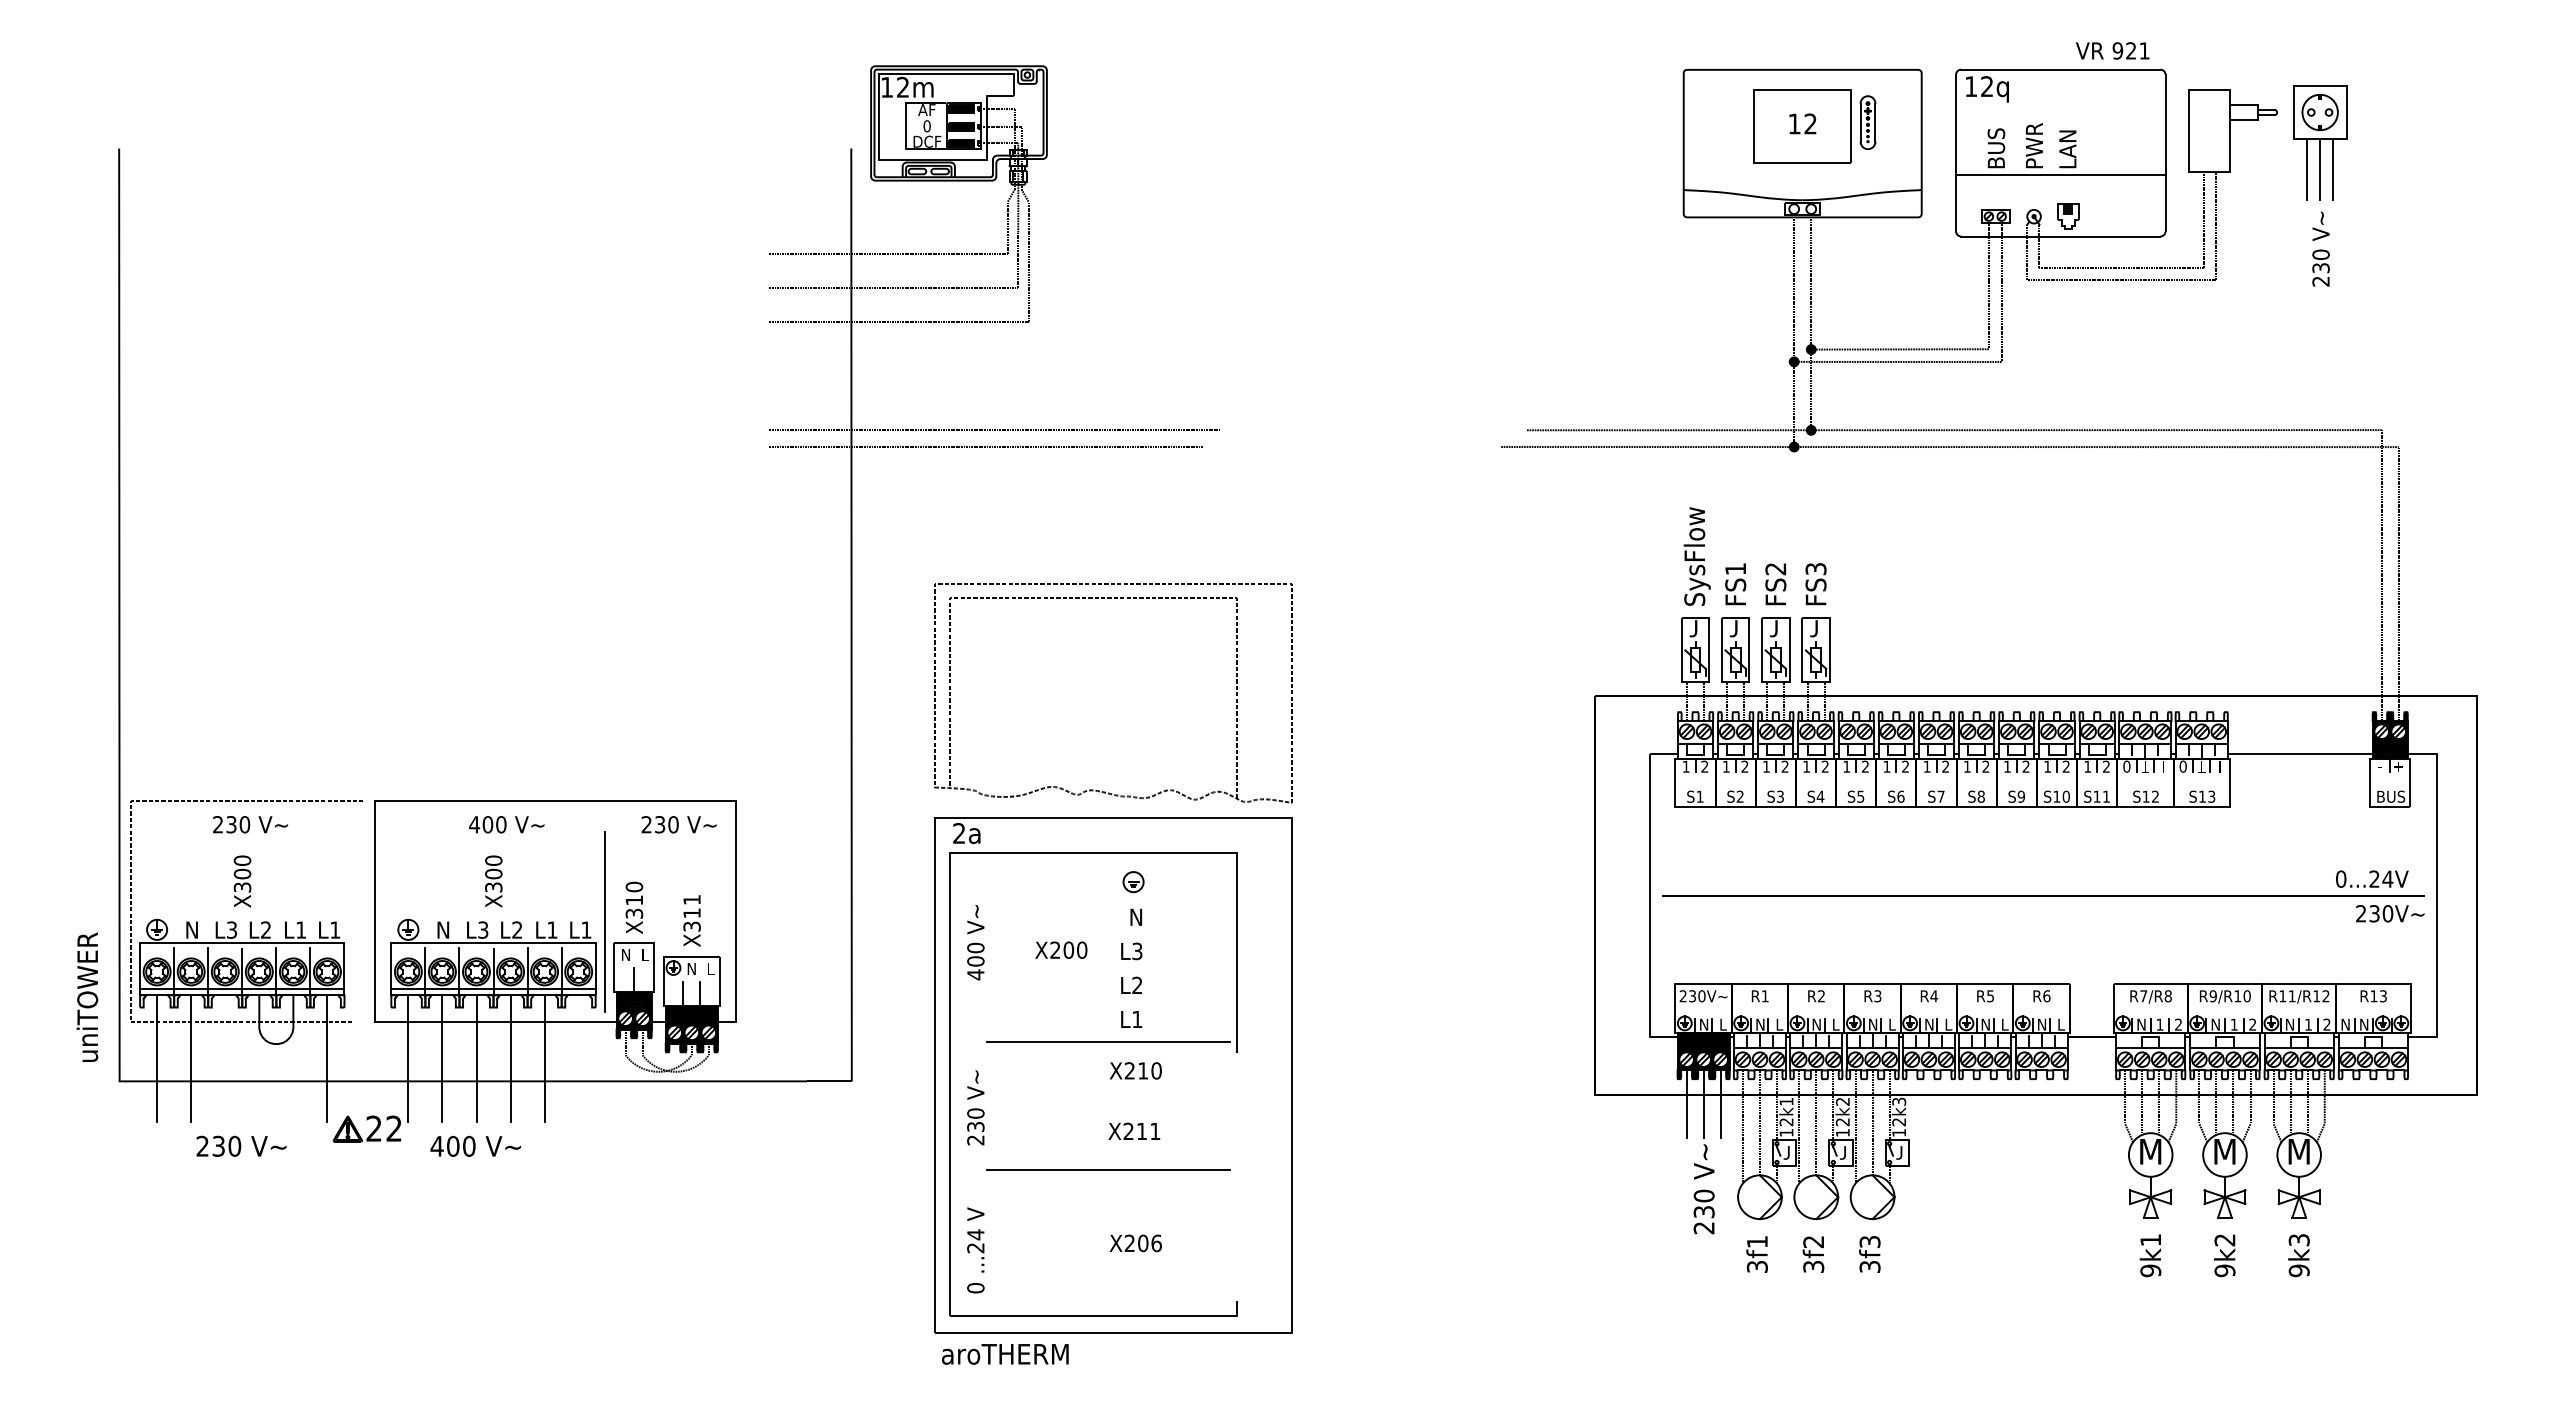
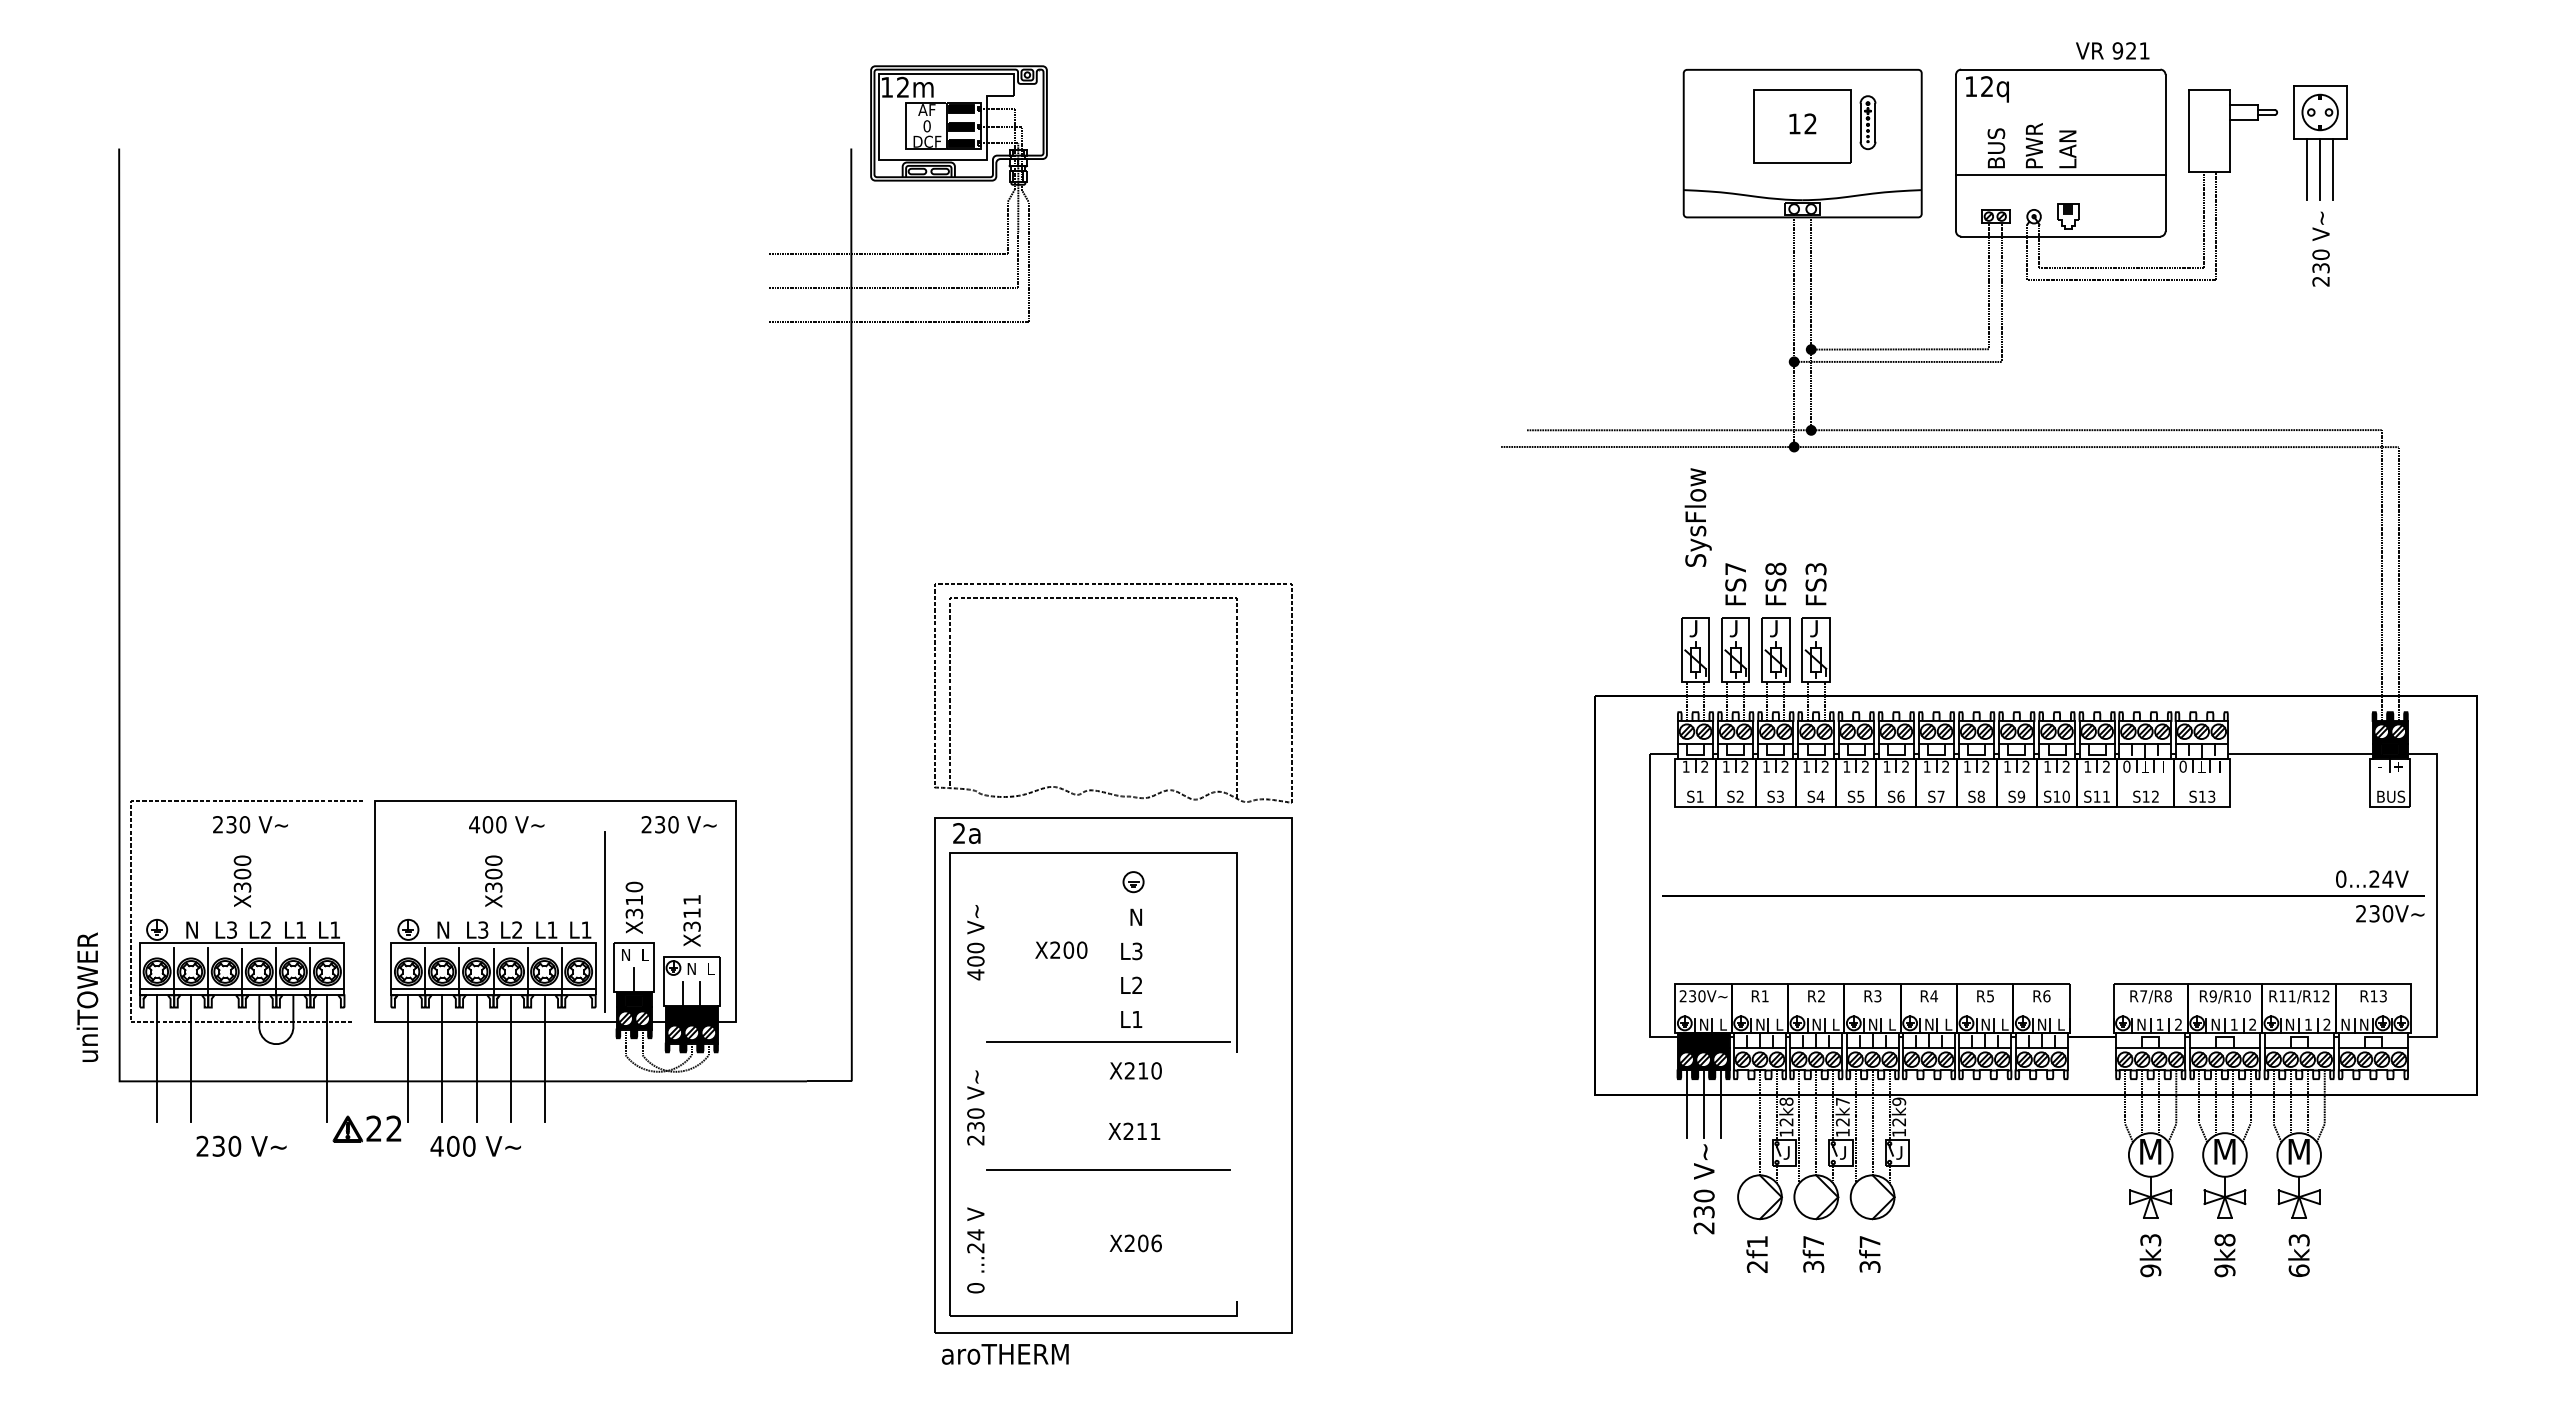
line: present -> none (994, 430)
line: present -> none (985, 447)
text position: (1696, 556) -> (1697, 517) (1697, 517)
text: FS1 -> FS7 (1735, 568)
text: FS2 -> FS8 (1775, 568)
text: 12k1 -> 12k8 (1786, 1101)
text: 12k2 -> 12k7 (1842, 1101)
text: 12k3 -> 12k9 (1898, 1101)
line: present -> none (1742, 1126)
text: 9k1 -> 9k3 (2150, 1240)
text: 9k2 -> 9k8 (2224, 1240)
text: 3f2 -> 3f7 (1813, 1242)
text: 3f3 -> 3f7 (1869, 1242)
text: 3f1 -> 2f1 (1757, 1266)
text: 9k3 -> 6k3 (2298, 1270)
